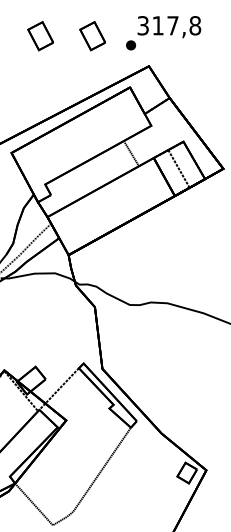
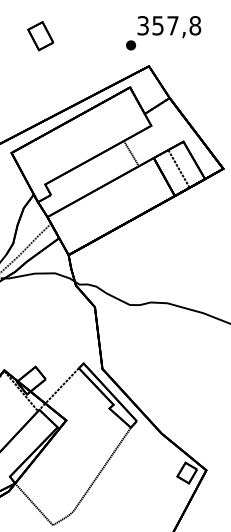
text: 317,8 -> 357,8 (157, 25)
part: present -> none (92, 36)
